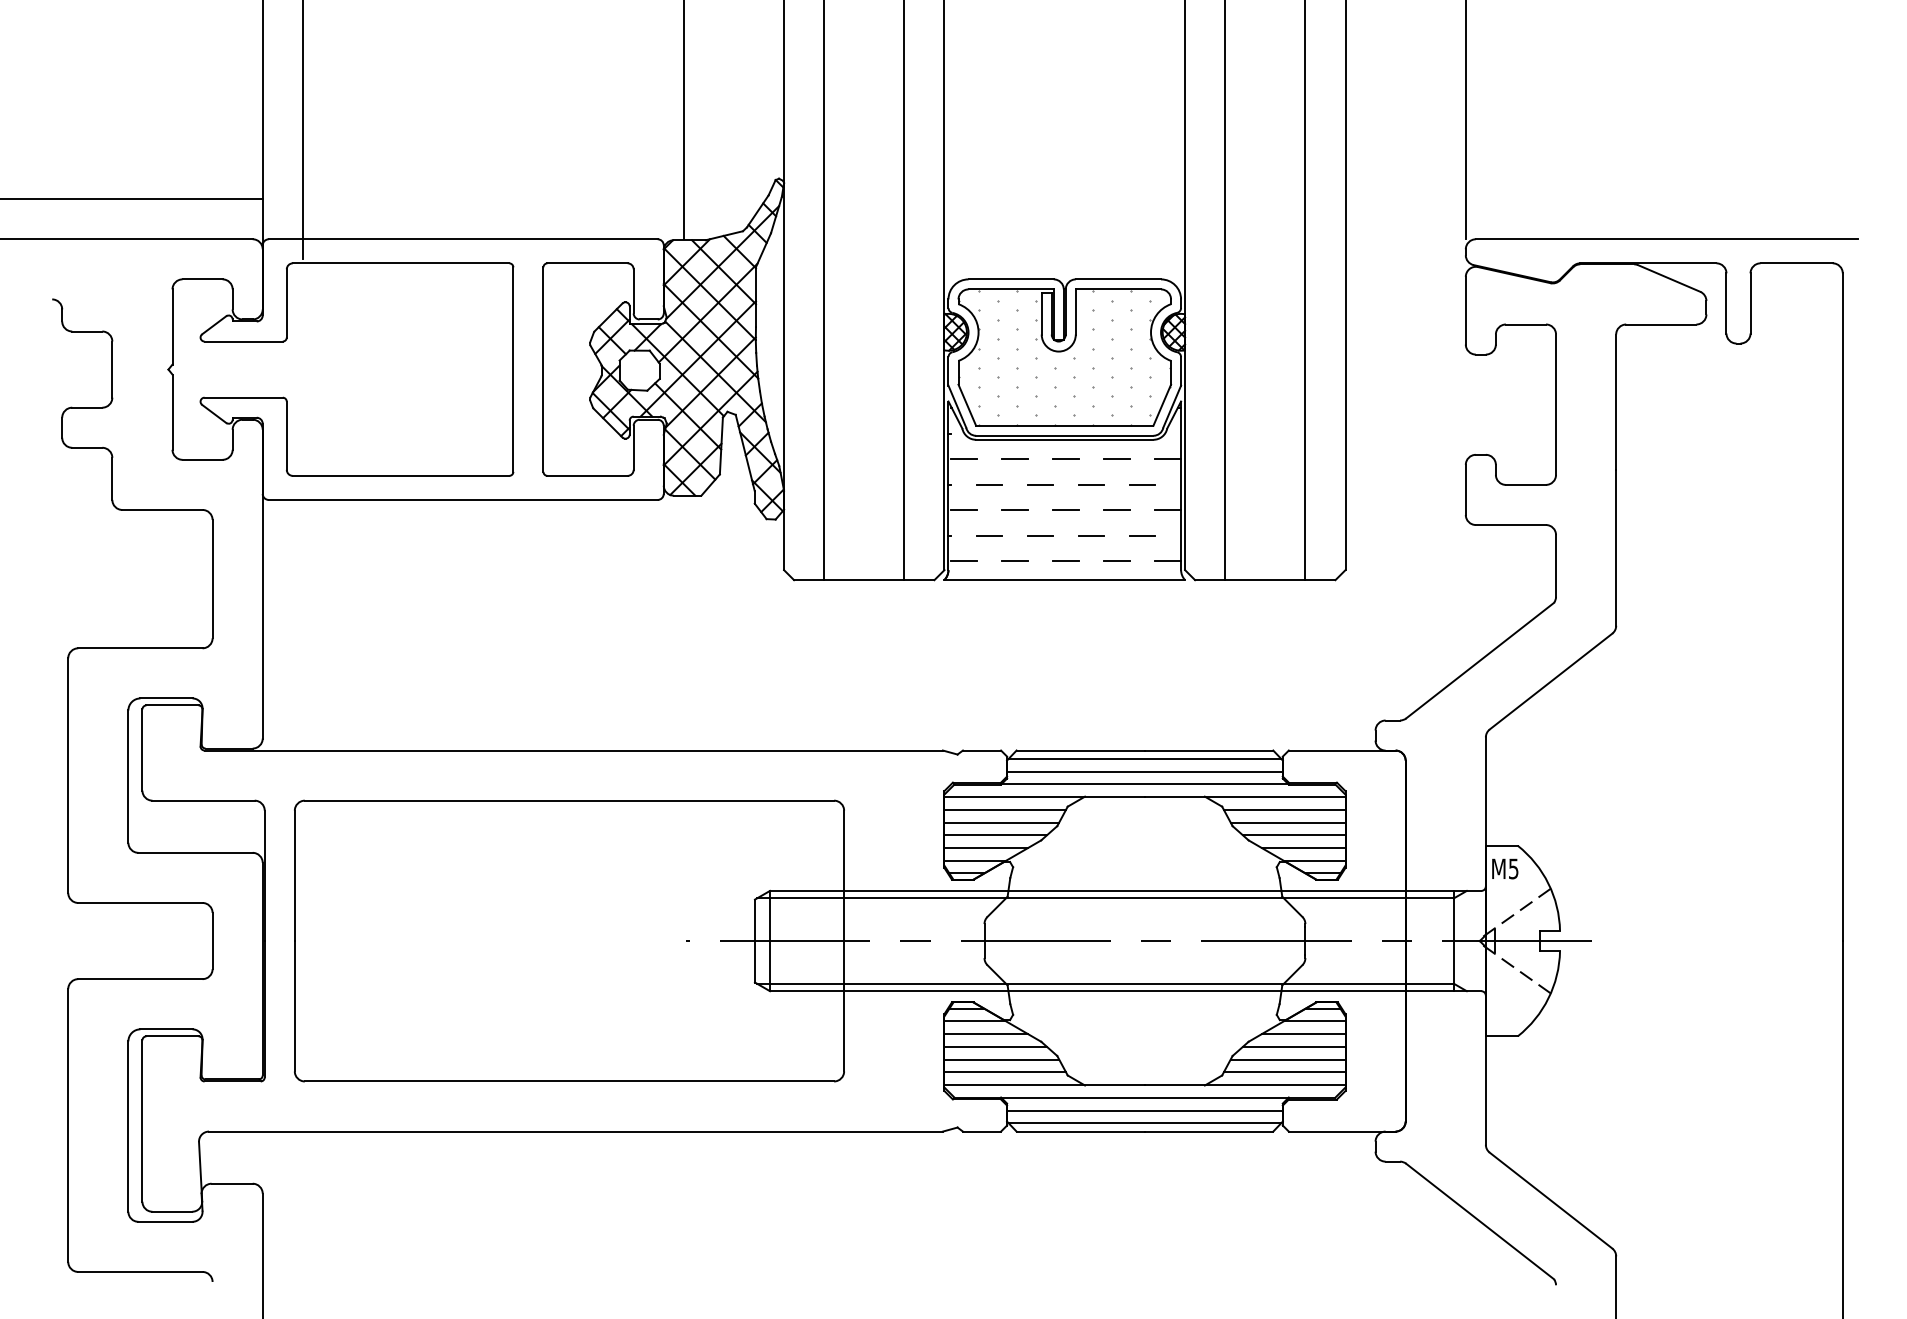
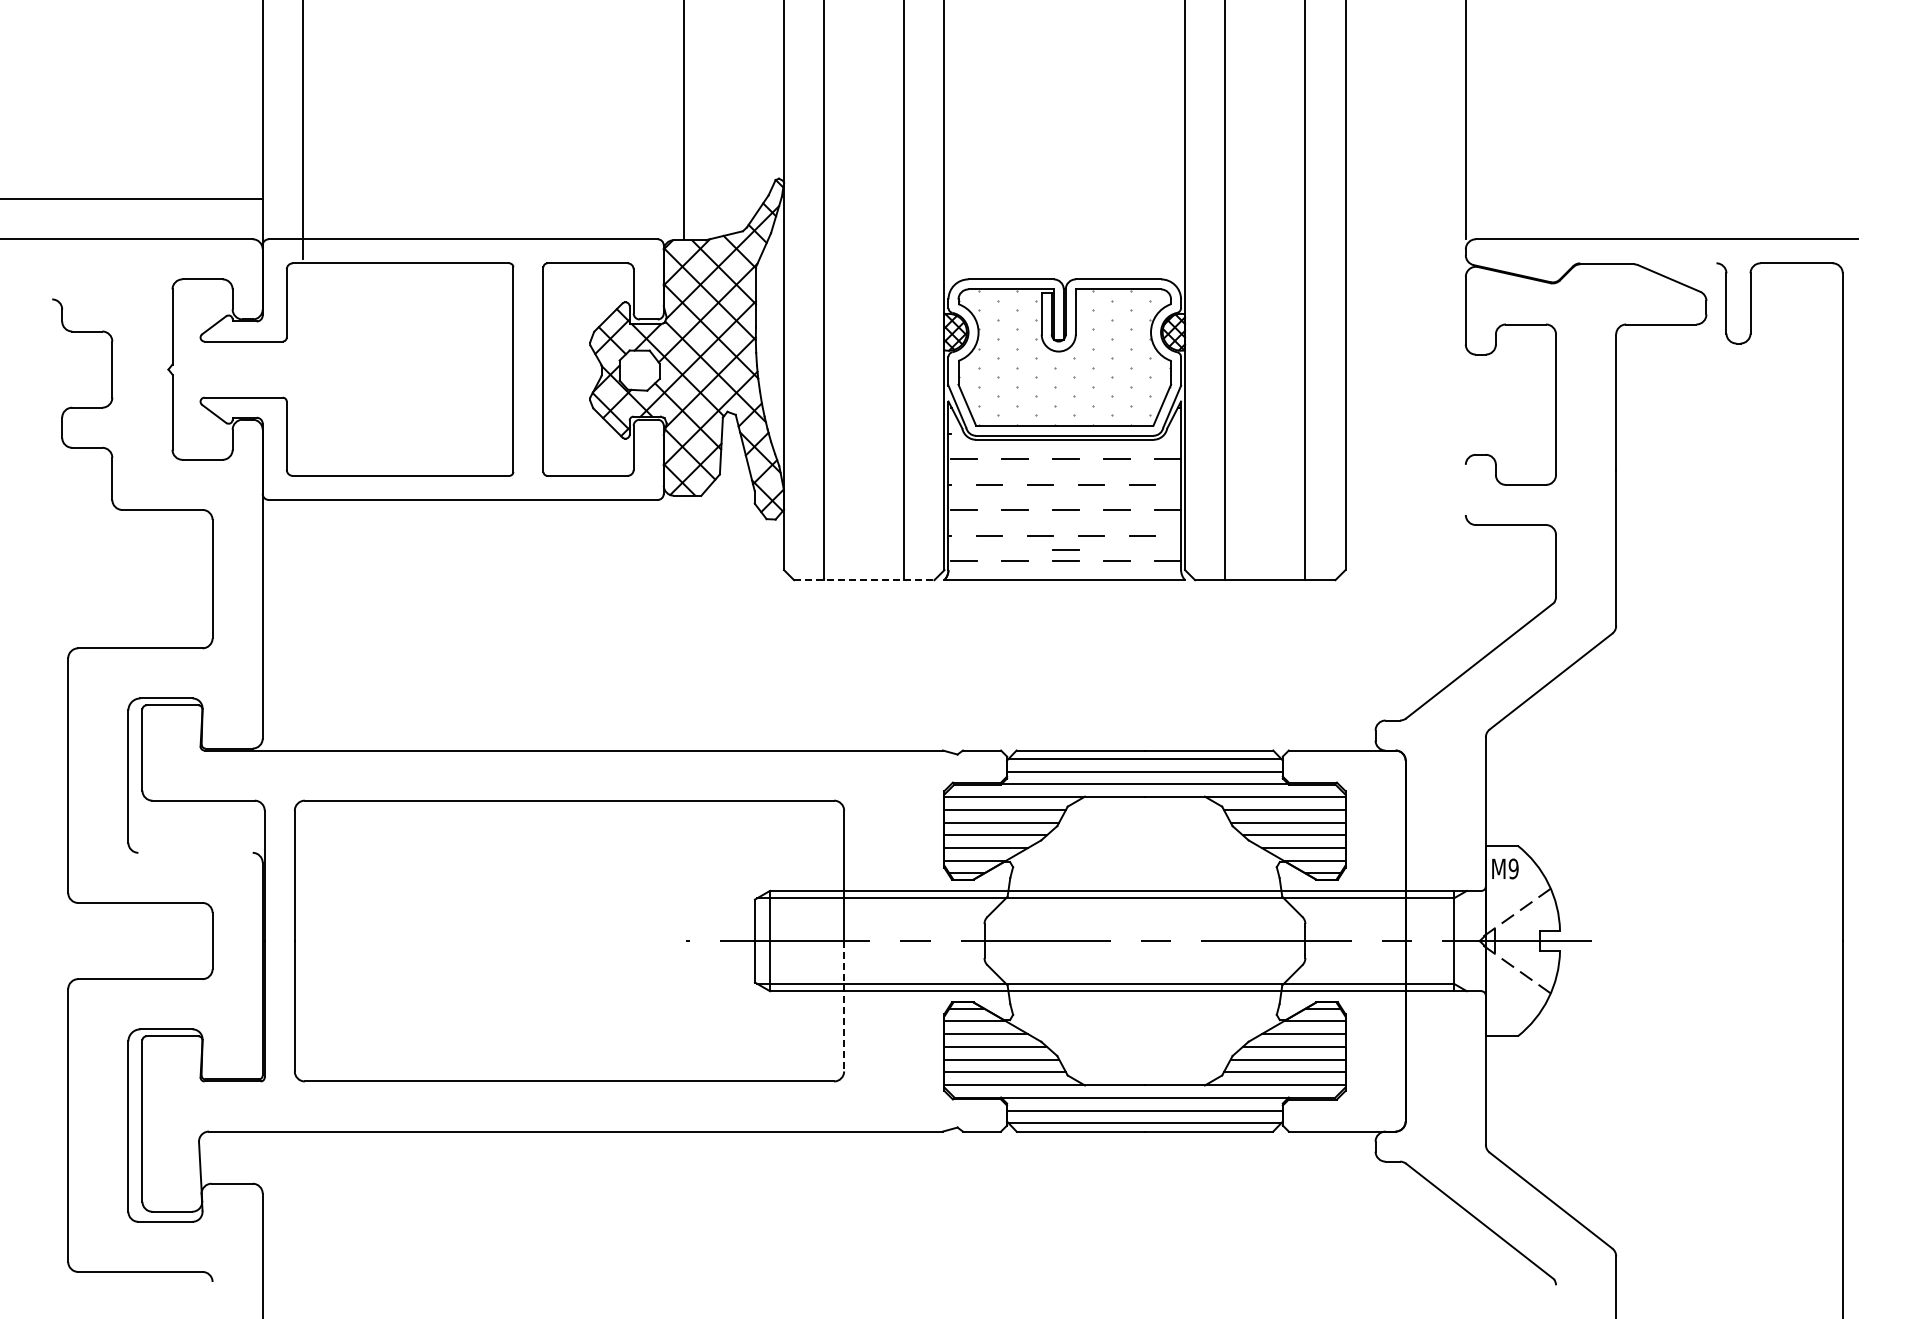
line: present -> none (1648, 263)
line: present -> none (1465, 489)
line: none -> present (1065, 549)
line: solid -> dashed (864, 580)
line: present -> none (195, 852)
text: M5 -> M9 (1513, 868)
line: solid -> dashed (844, 1006)
